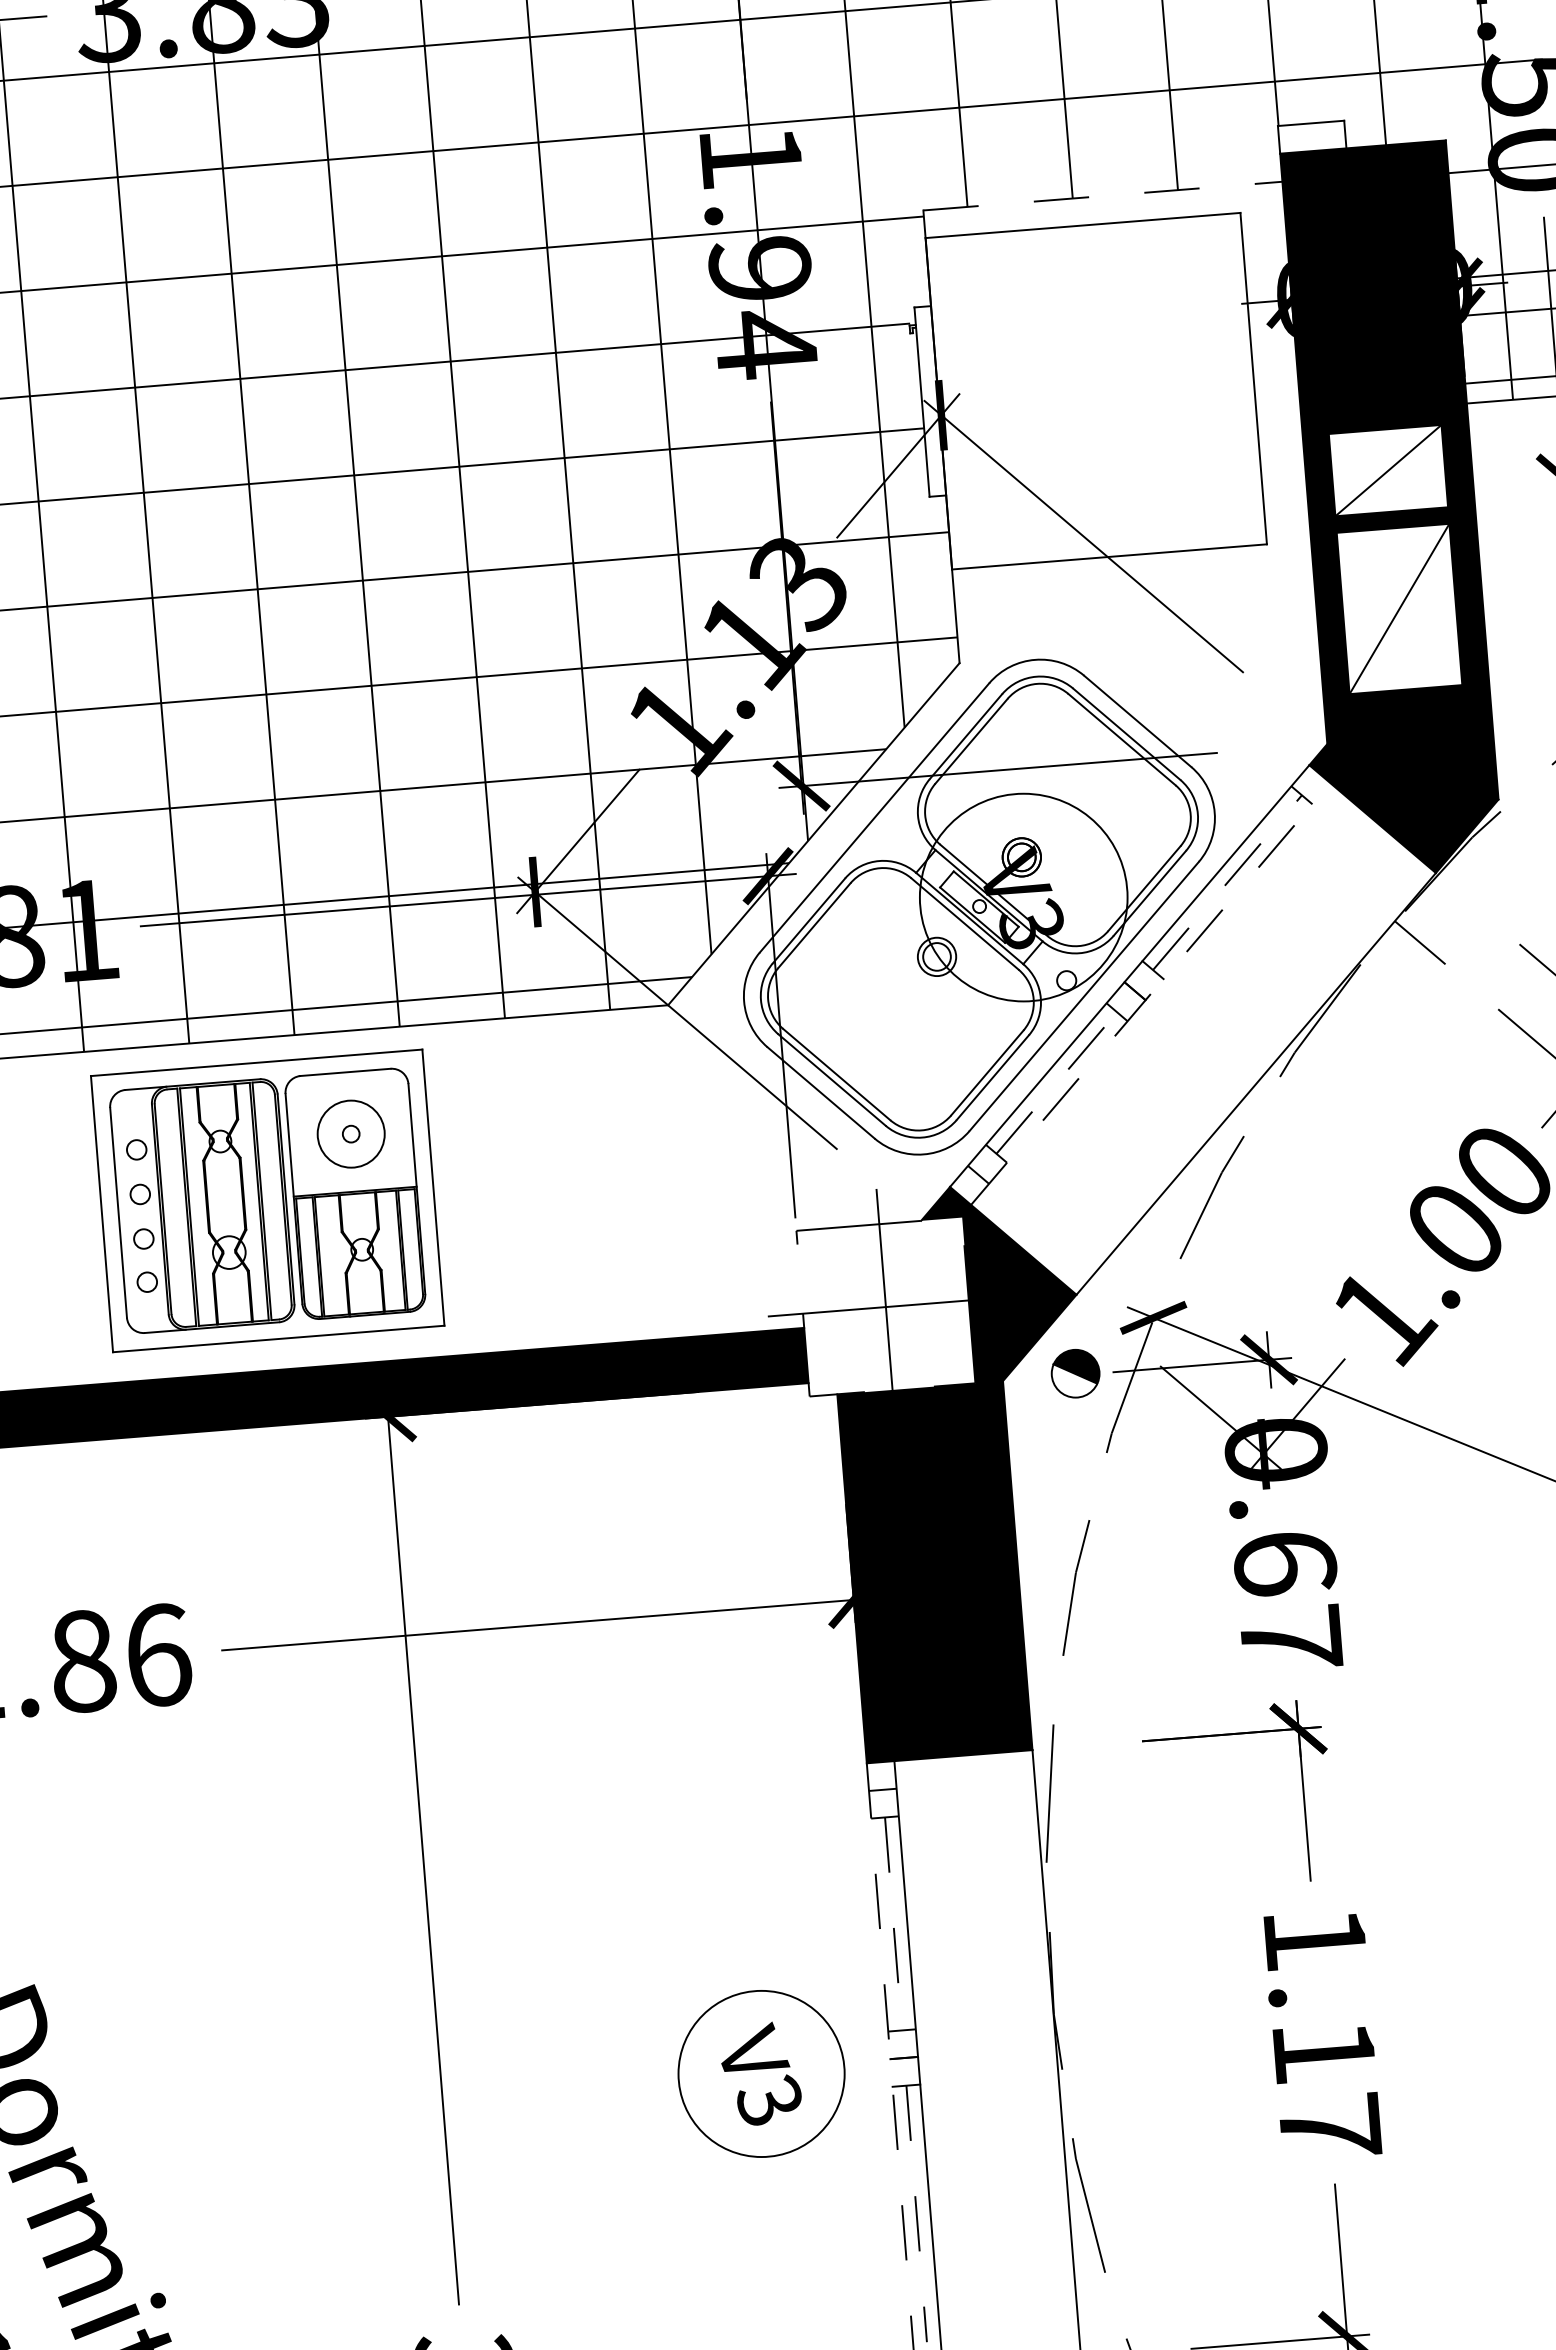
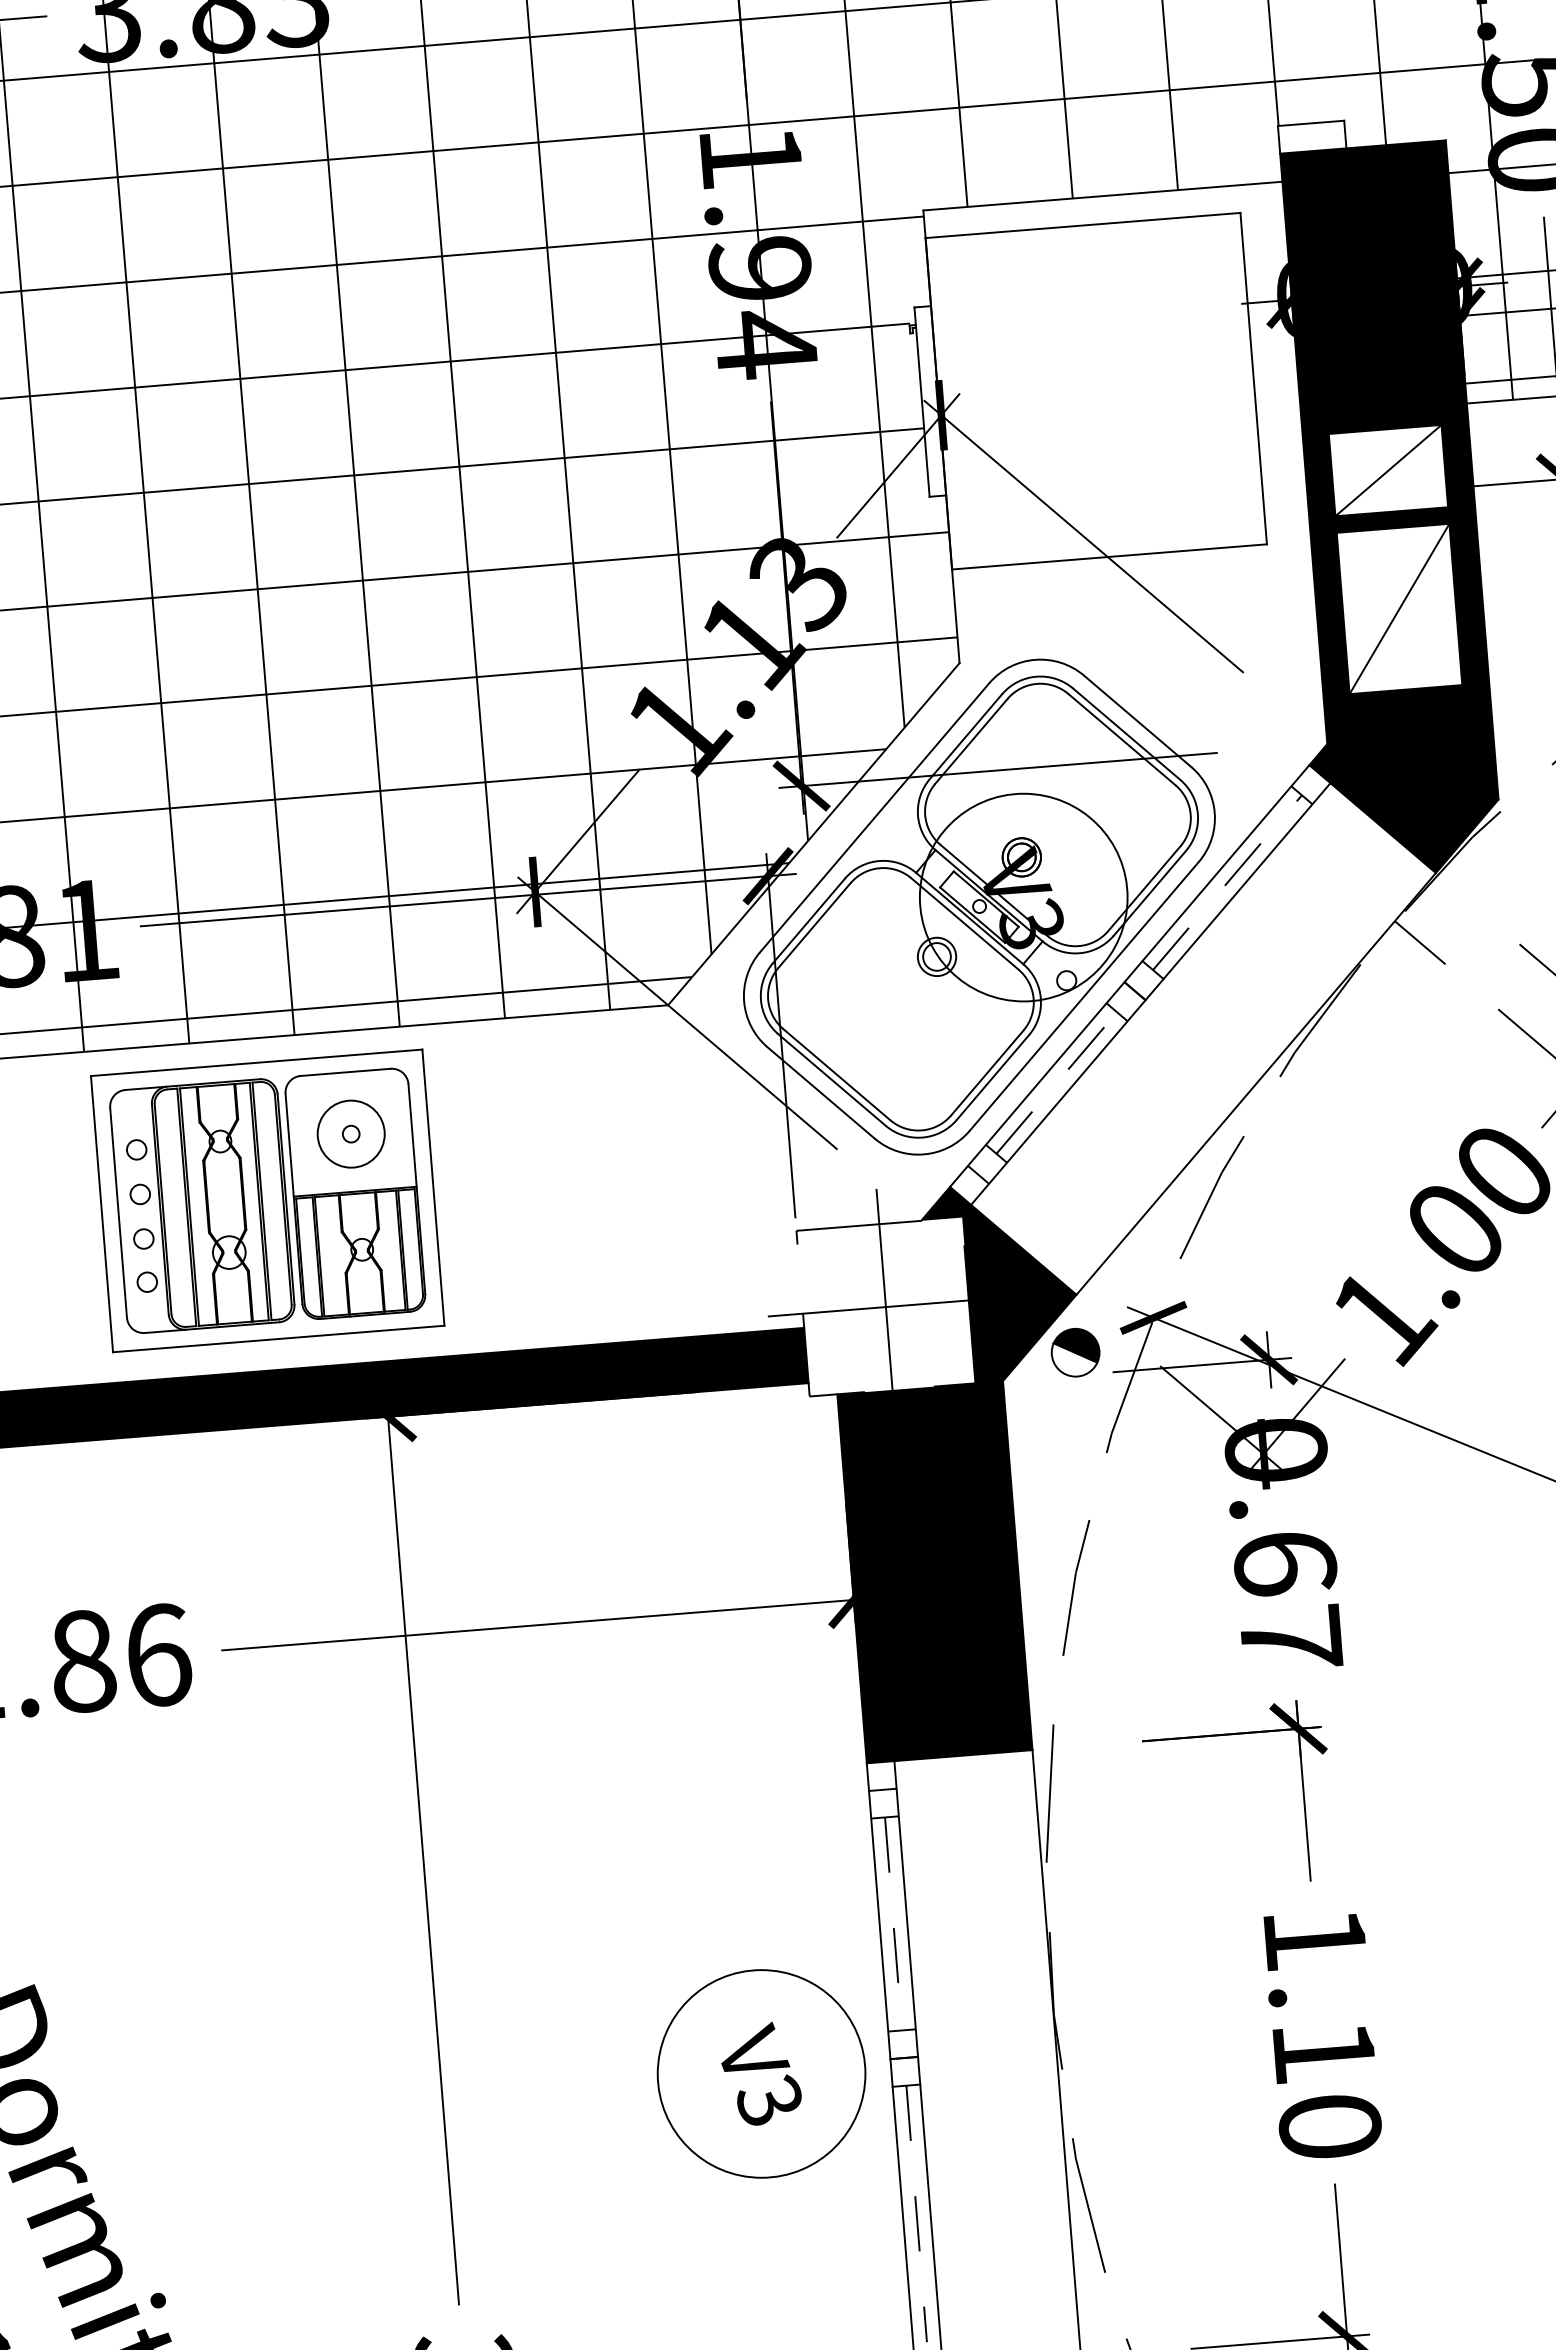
line: dashed -> solid (1103, 196)
line: none -> present (1512, 483)
line: dashed -> solid (1151, 993)
part position: (1075, 1373) -> (1075, 1352) (1075, 1352)
line: dashed -> solid (890, 2057)
circle diameter: 166 px -> 208 px (761, 2073)
text: 1.17 -> 1.10 (1330, 2124)
